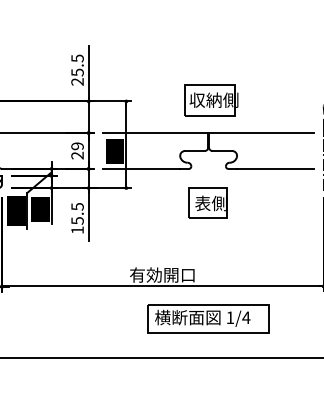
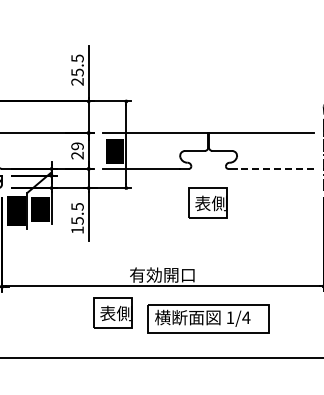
part: present -> none (211, 100)
line: solid -> dashed (275, 168)
part: none -> present (112, 312)
